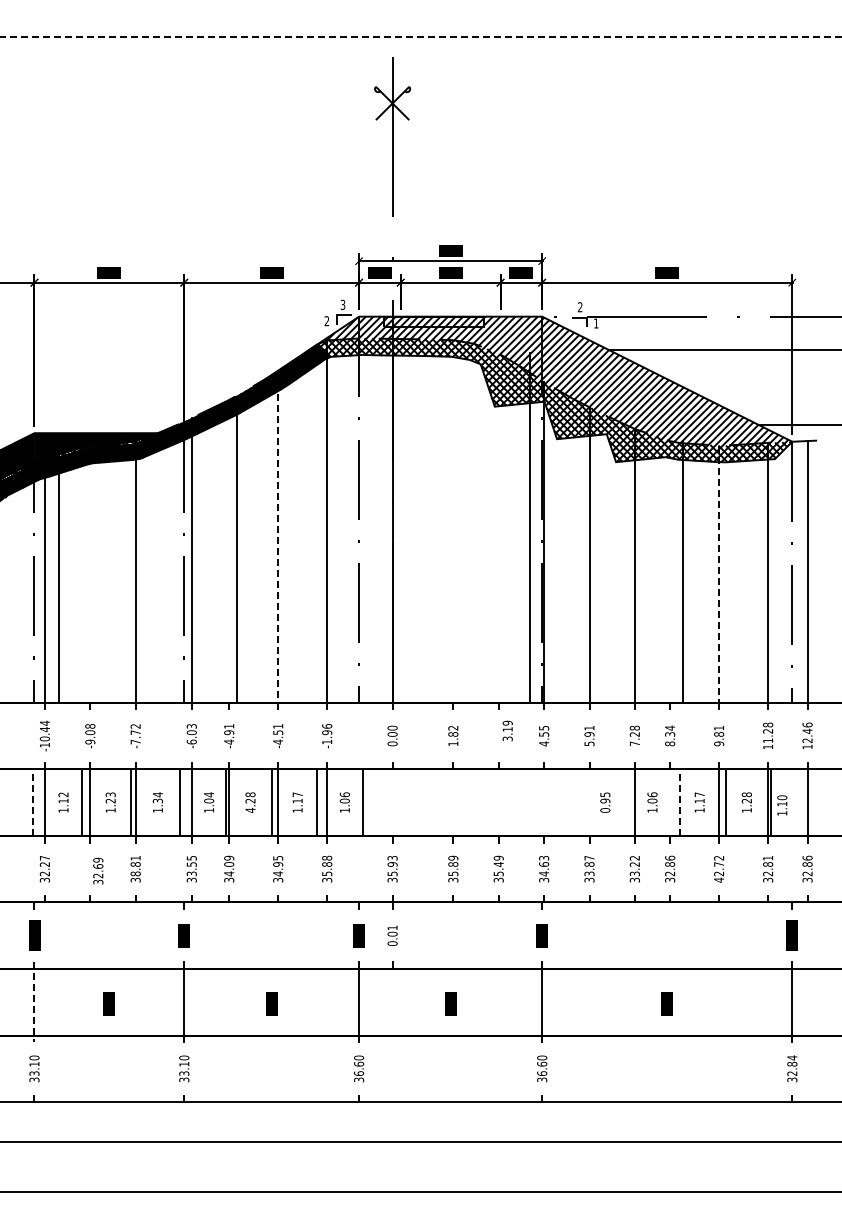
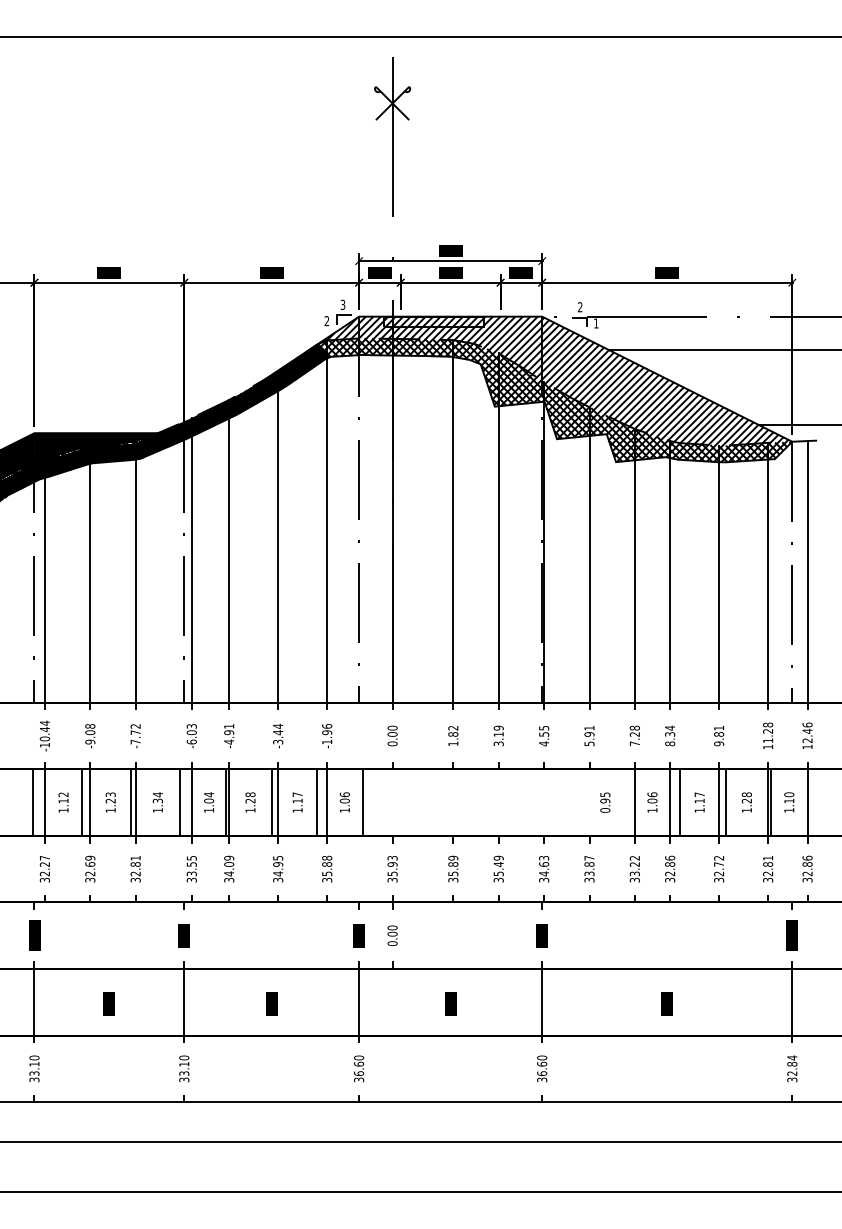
line: dashed -> solid (421, 36)
line: none -> present (453, 521)
line position: (529, 527) -> (498, 527) (498, 527)
line: dashed -> solid (278, 537)
line position: (237, 550) -> (229, 550) (229, 550)
line position: (683, 571) -> (670, 571) (670, 571)
line position: (59, 574) -> (90, 574) (90, 574)
line: dashed -> solid (719, 574)
text position: (507, 730) -> (498, 735) (498, 735)
text: -4.51 -> -3.44 (278, 733)
line: dashed -> solid (33, 802)
line: none -> present (670, 802)
line: dashed -> solid (680, 802)
text position: (782, 805) -> (789, 802) (789, 802)
text: 4.28 -> 1.28 (250, 810)
text position: (98, 870) -> (90, 868) (90, 868)
text: 38.81 -> 32.81 (135, 873)
text: 42.72 -> 32.72 (719, 879)
text: 0.01 -> 0.00 (392, 927)
line: dashed -> solid (34, 1002)
